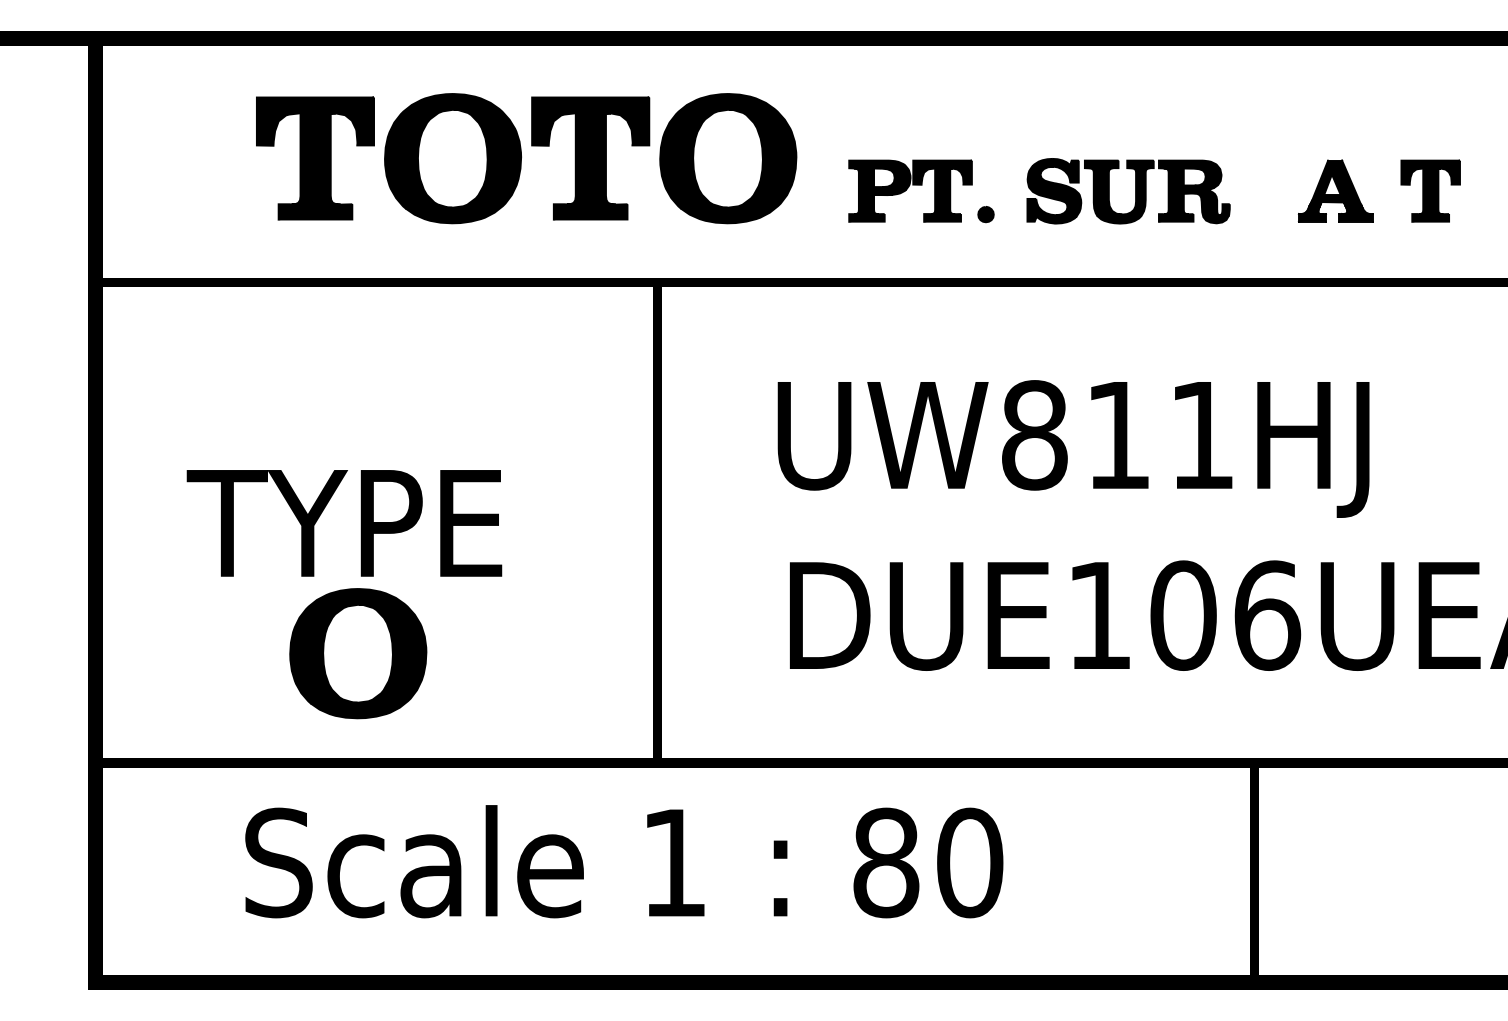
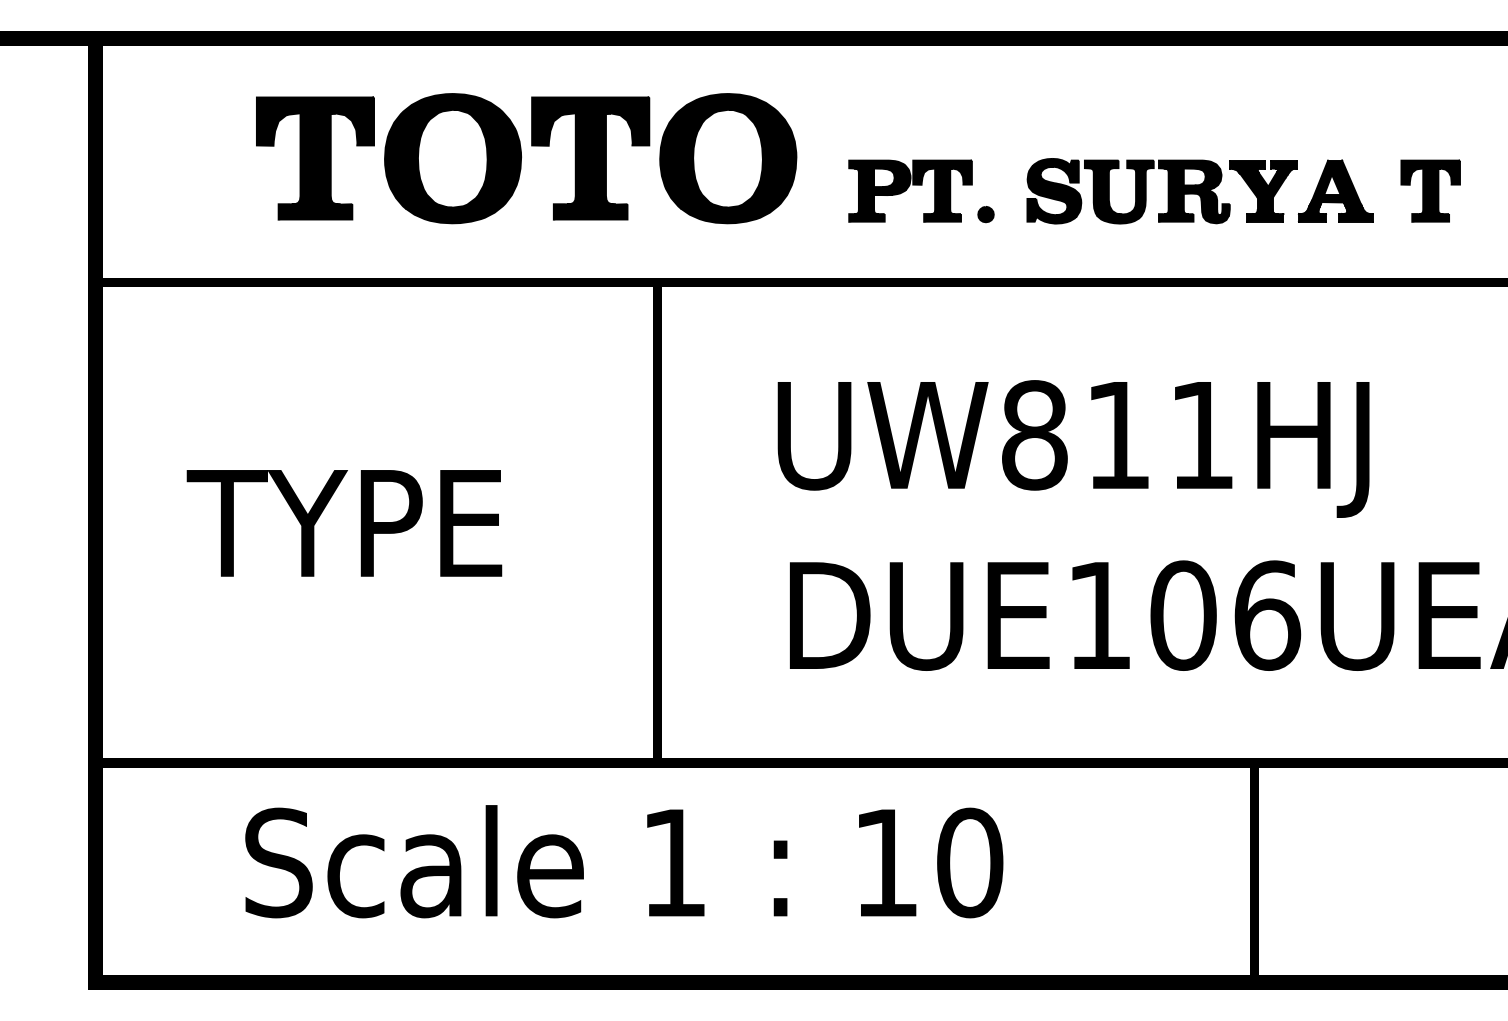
part: none -> present (1263, 191)
part: present -> none (358, 653)
text: 80 -> 10 (886, 862)
